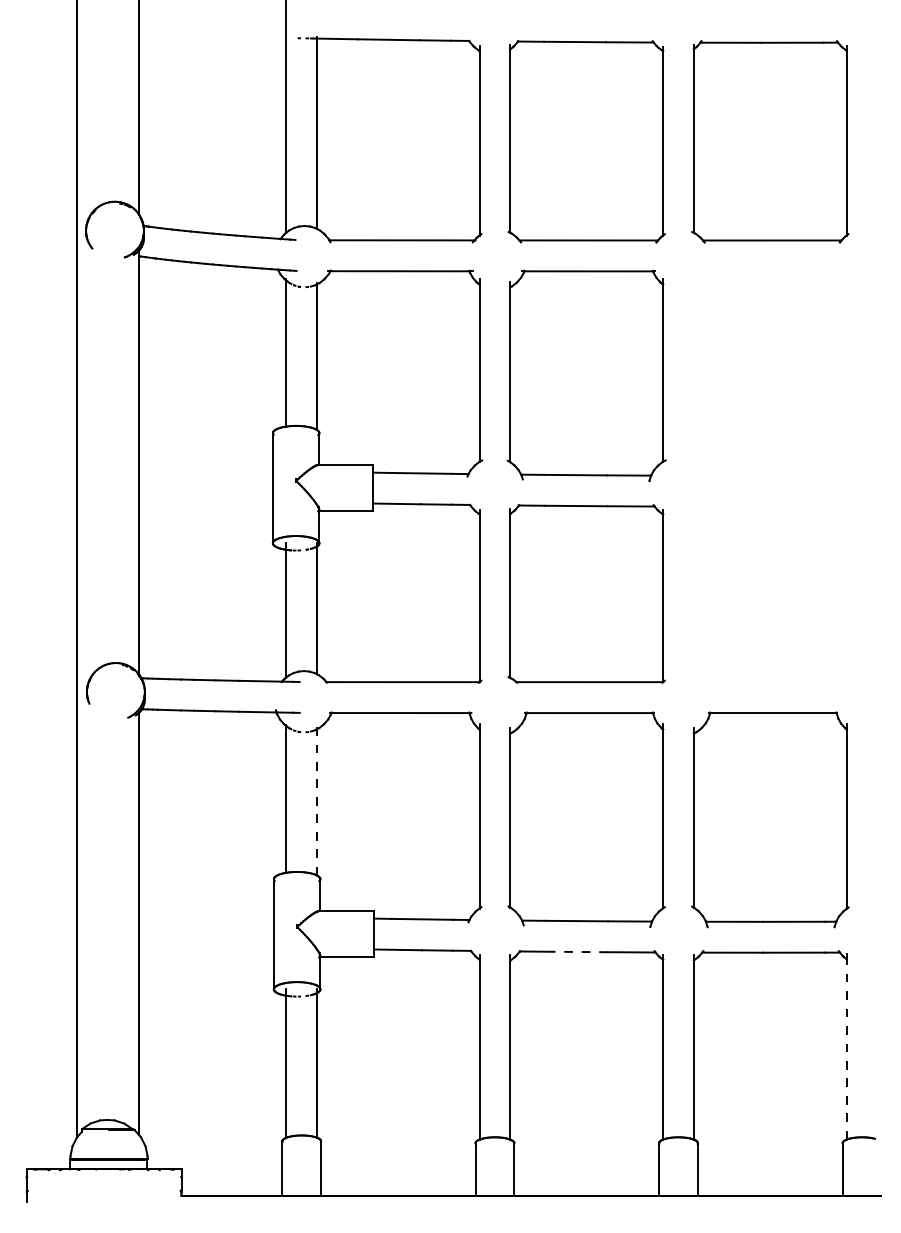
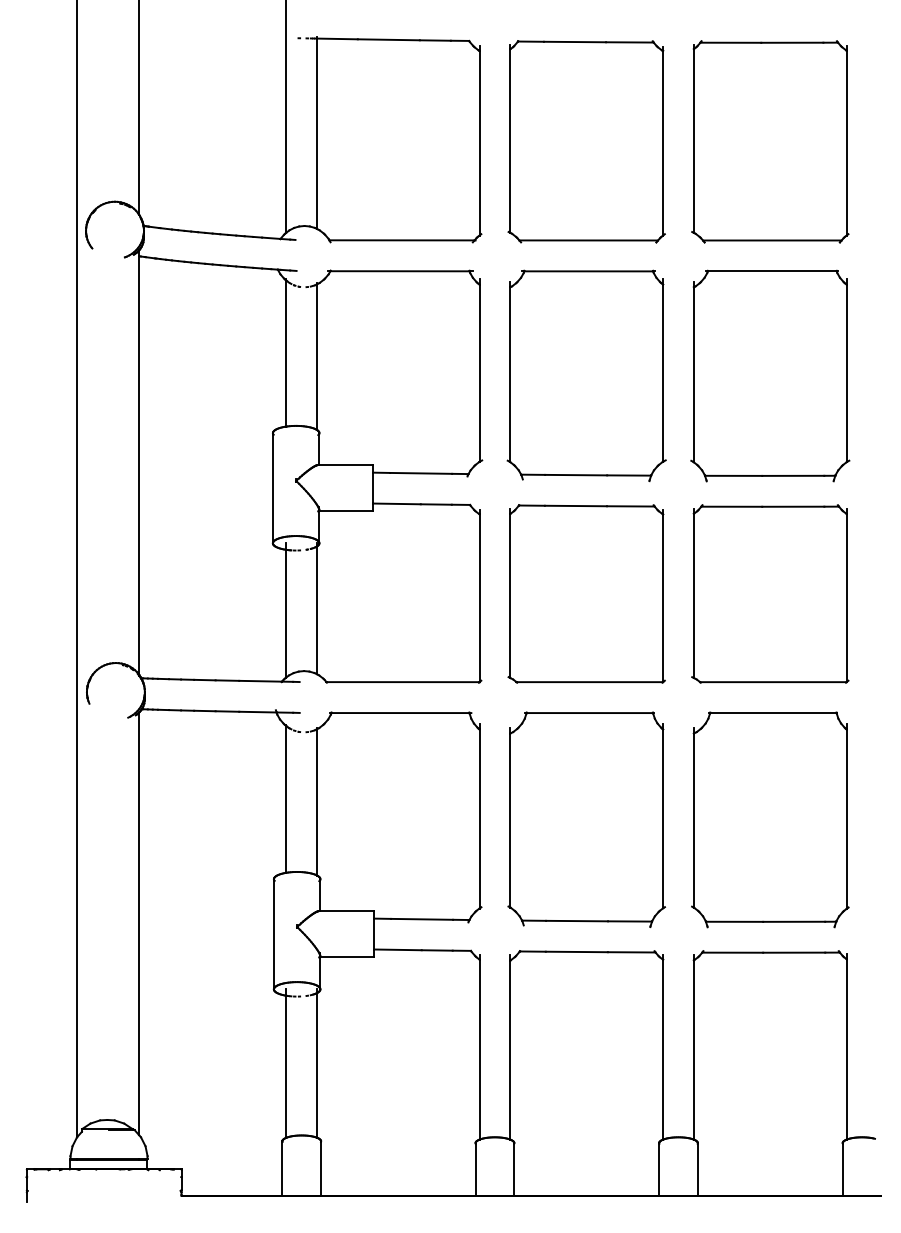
part: none -> present (770, 375)
part: none -> present (770, 593)
line: dashed -> solid (317, 801)
line: dashed -> solid (576, 951)
line: dashed -> solid (846, 1048)
